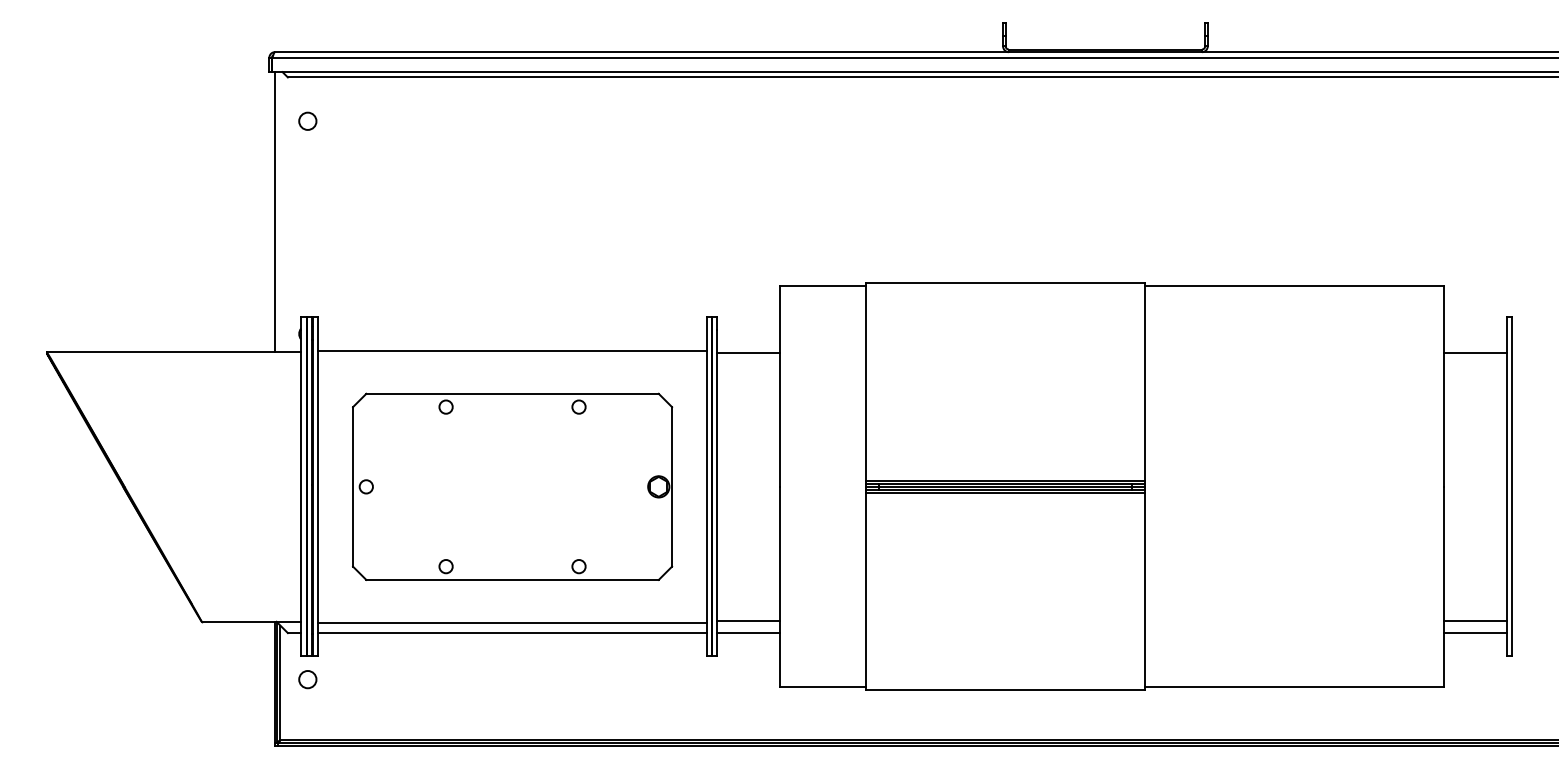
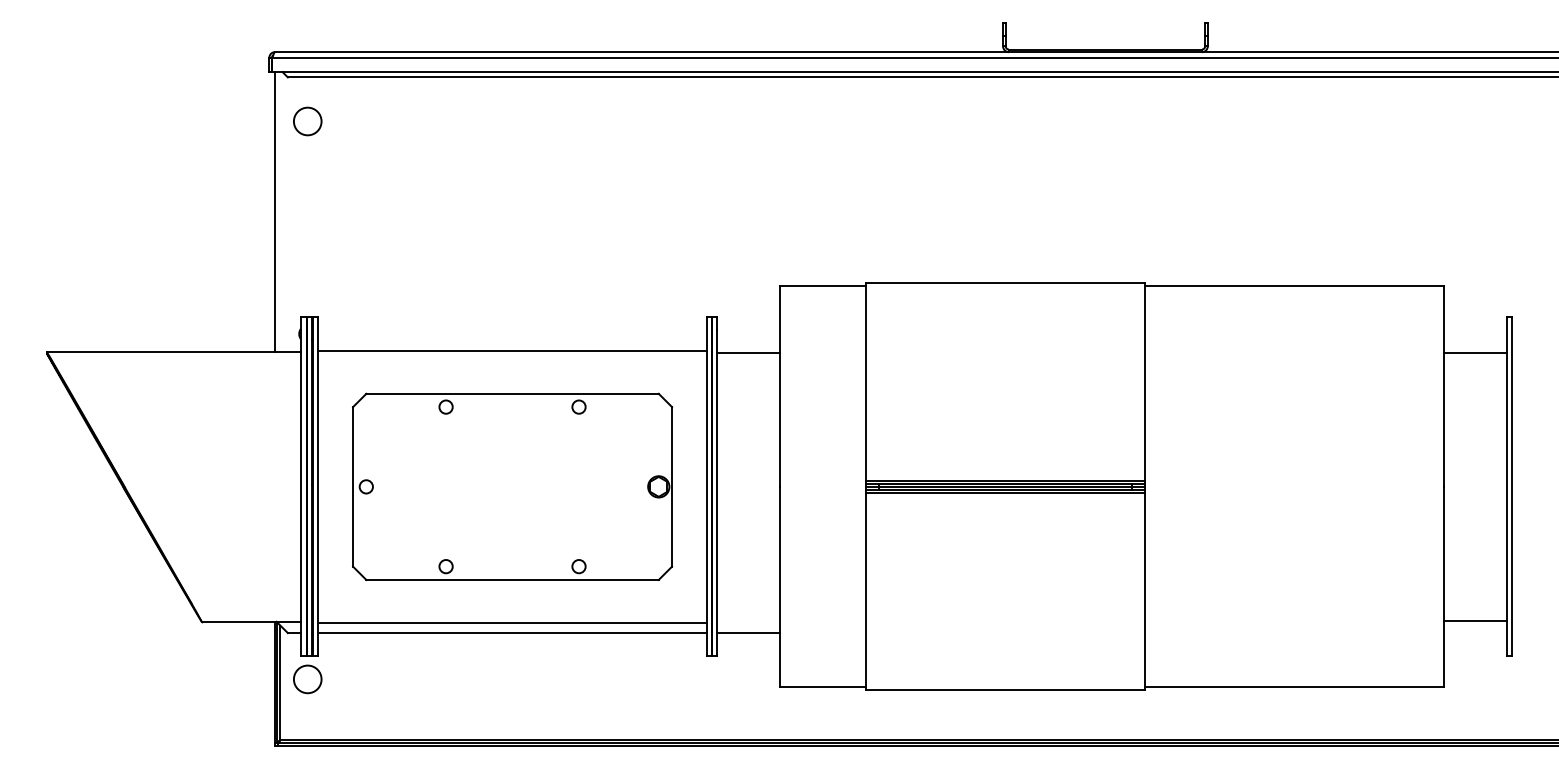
circle size: 20x20 px -> 30x31 px (307, 121)
line: present -> none (748, 621)
line: present -> none (1475, 633)
circle size: 20x20 px -> 30x31 px (307, 679)
